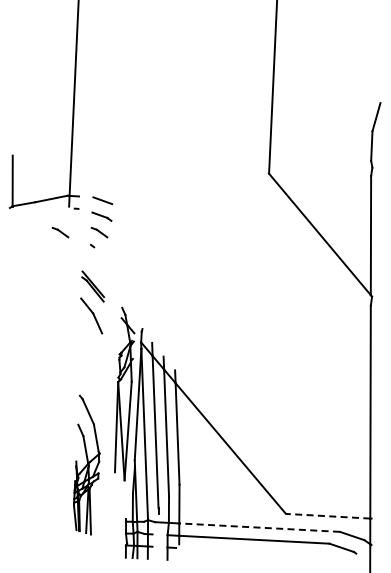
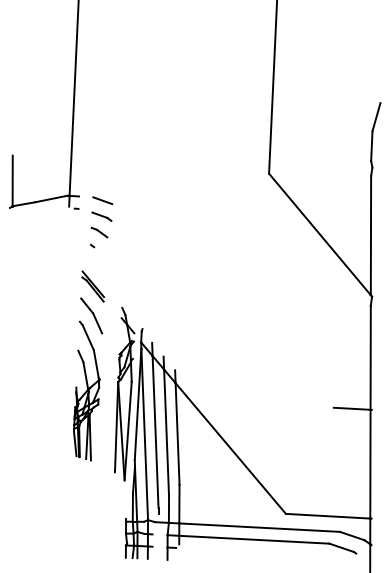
part: present -> none (60, 232)
line: none -> present (352, 408)
part position: (86, 464) -> (86, 390) (86, 390)
line: dashed -> solid (327, 516)
line: dashed -> solid (259, 527)
